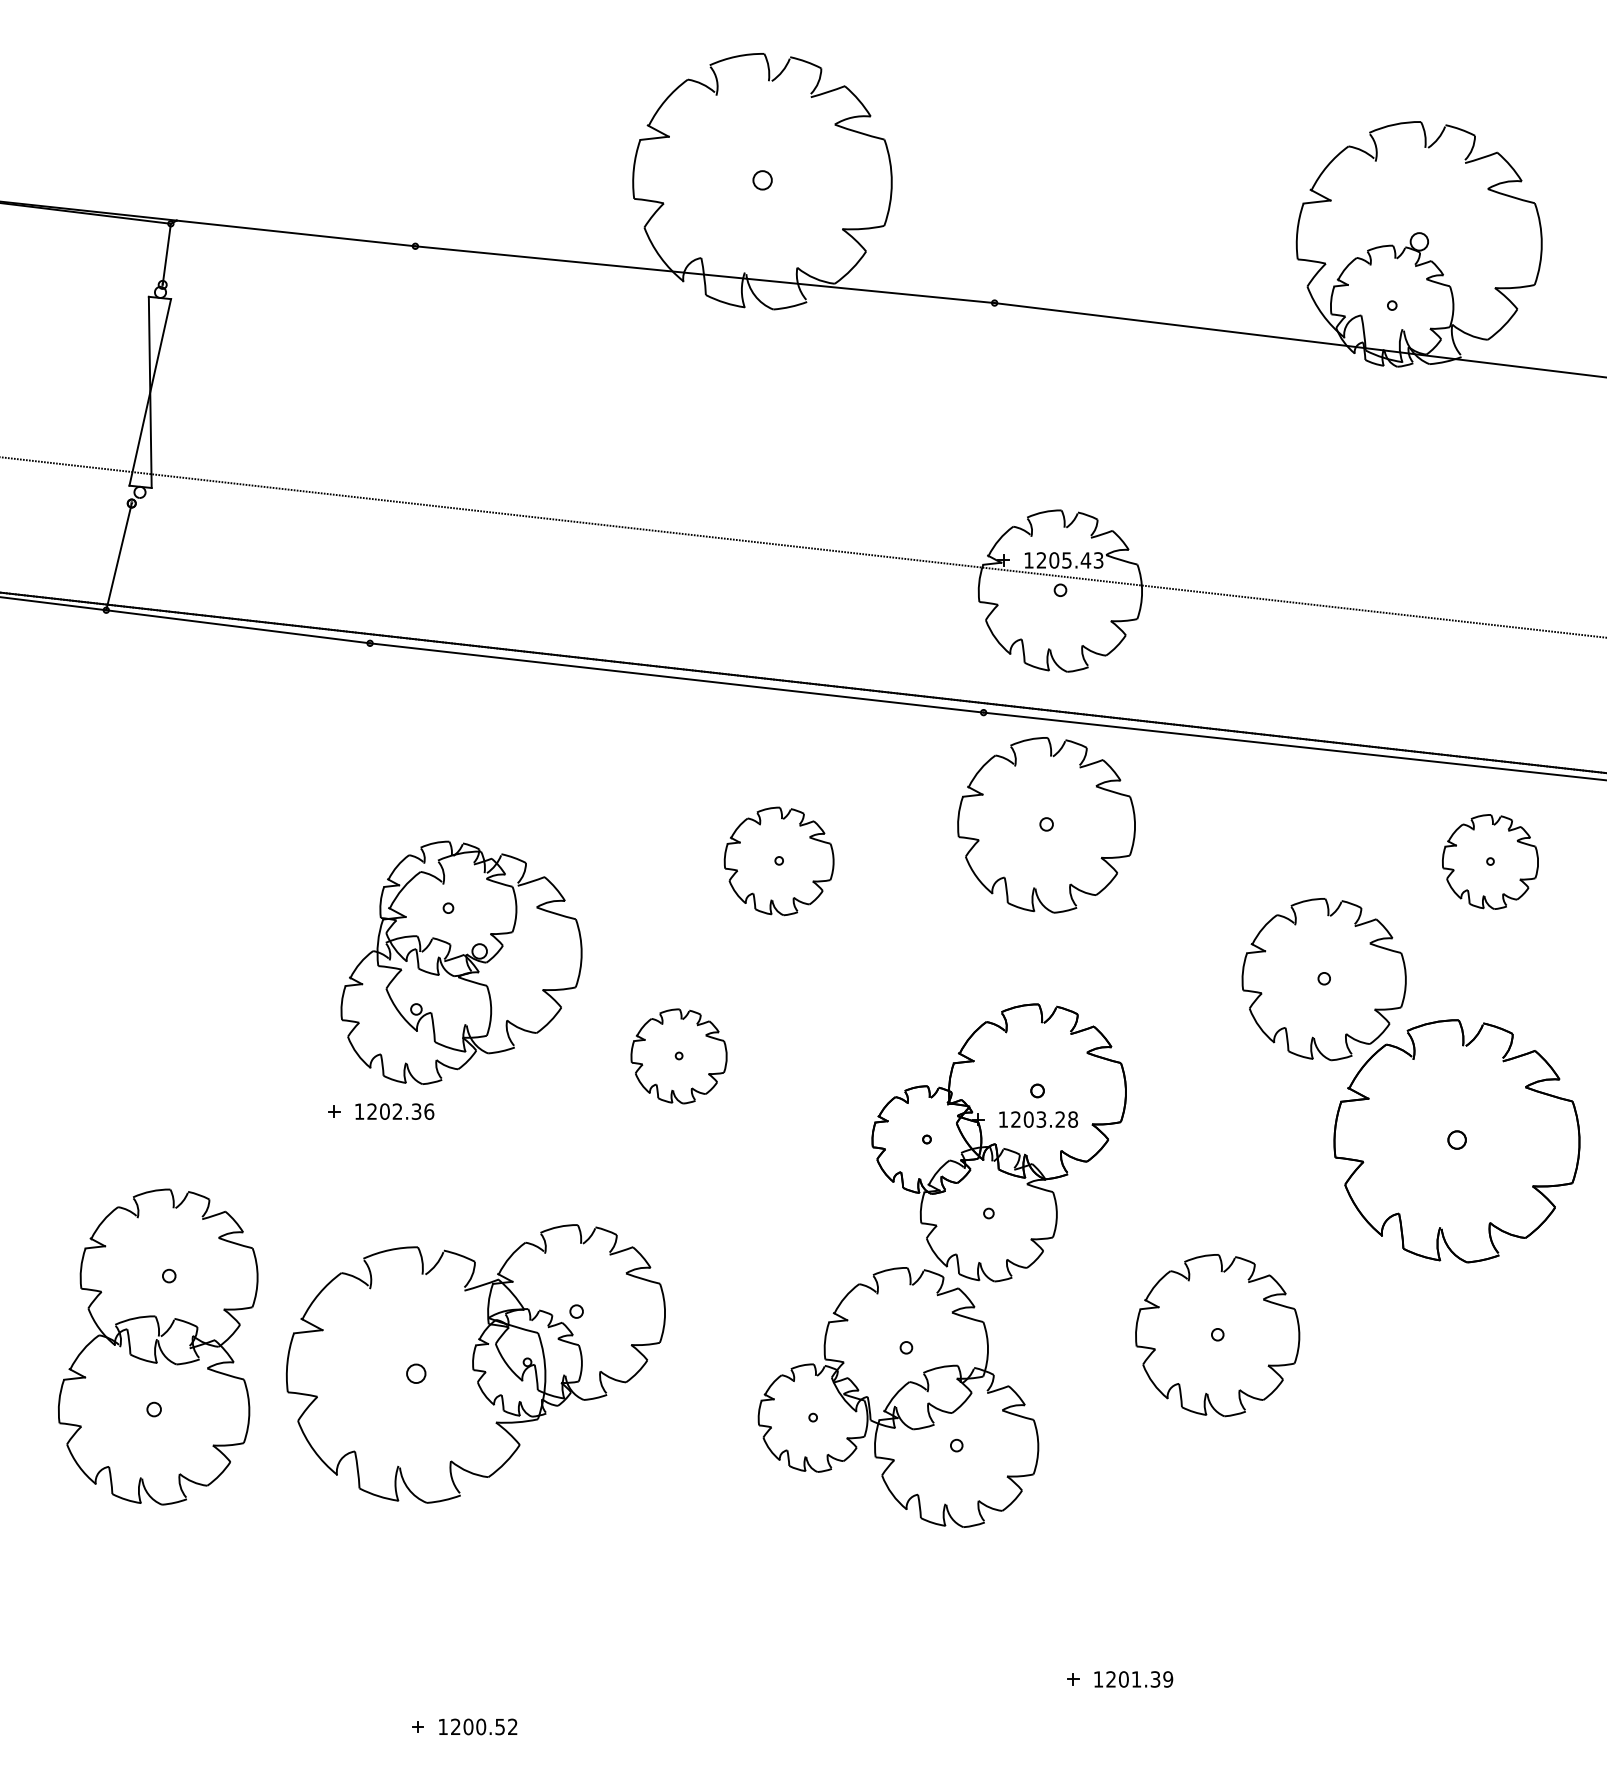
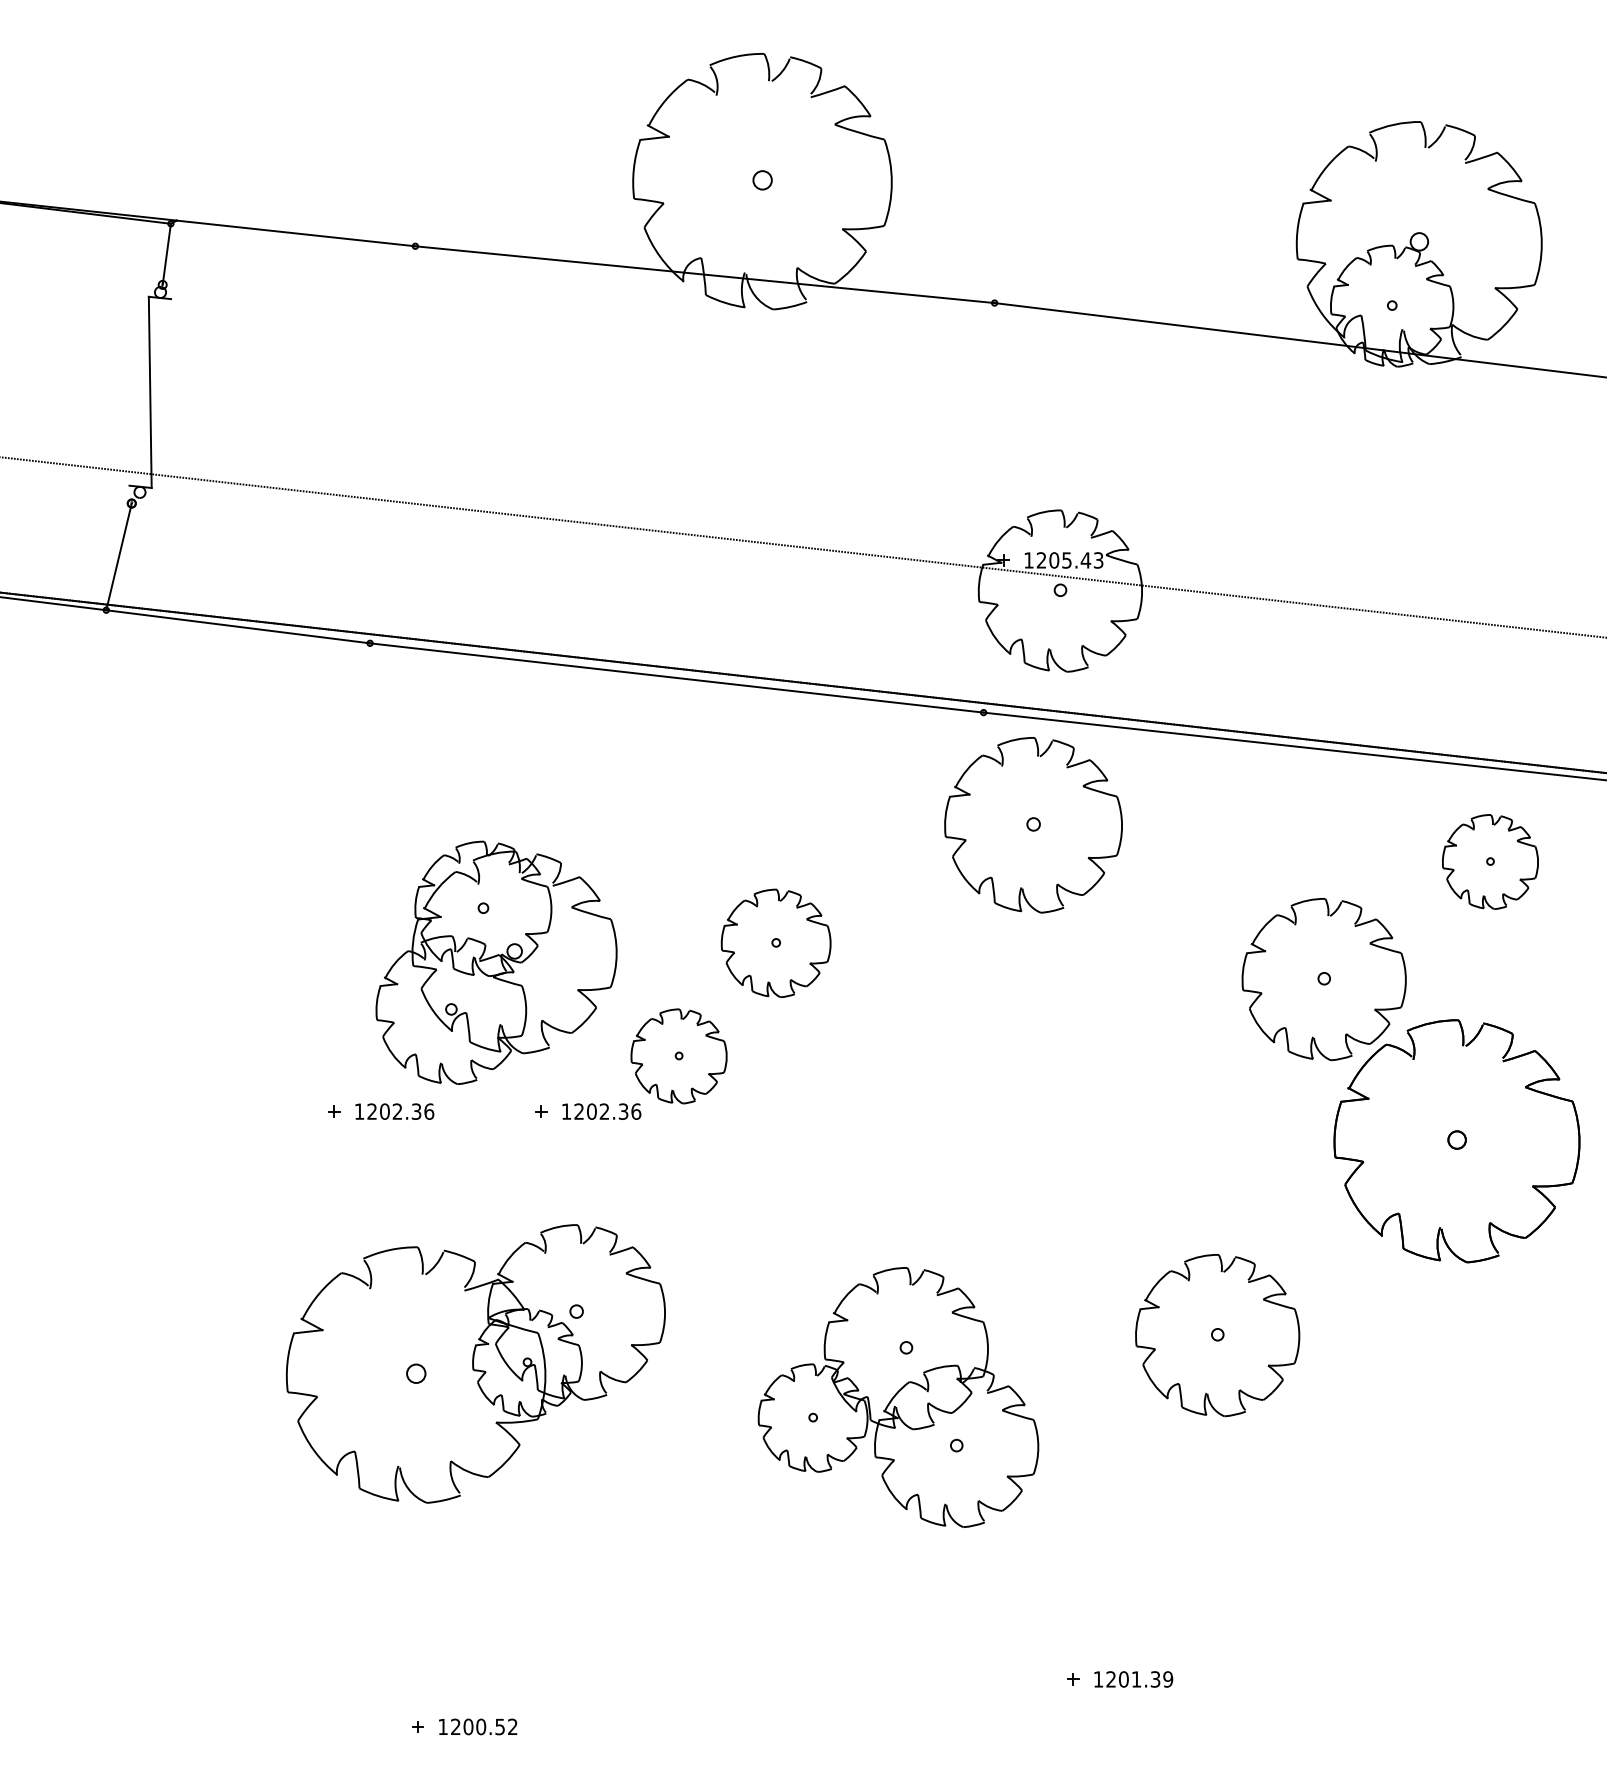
line: present -> none (150, 392)
part position: (1046, 825) -> (1033, 825) (1033, 825)
part position: (778, 861) -> (775, 943) (775, 943)
part position: (461, 962) -> (496, 962) (496, 962)
part: none -> present (588, 1111)
part: present -> none (998, 1142)
part: present -> none (158, 1346)
